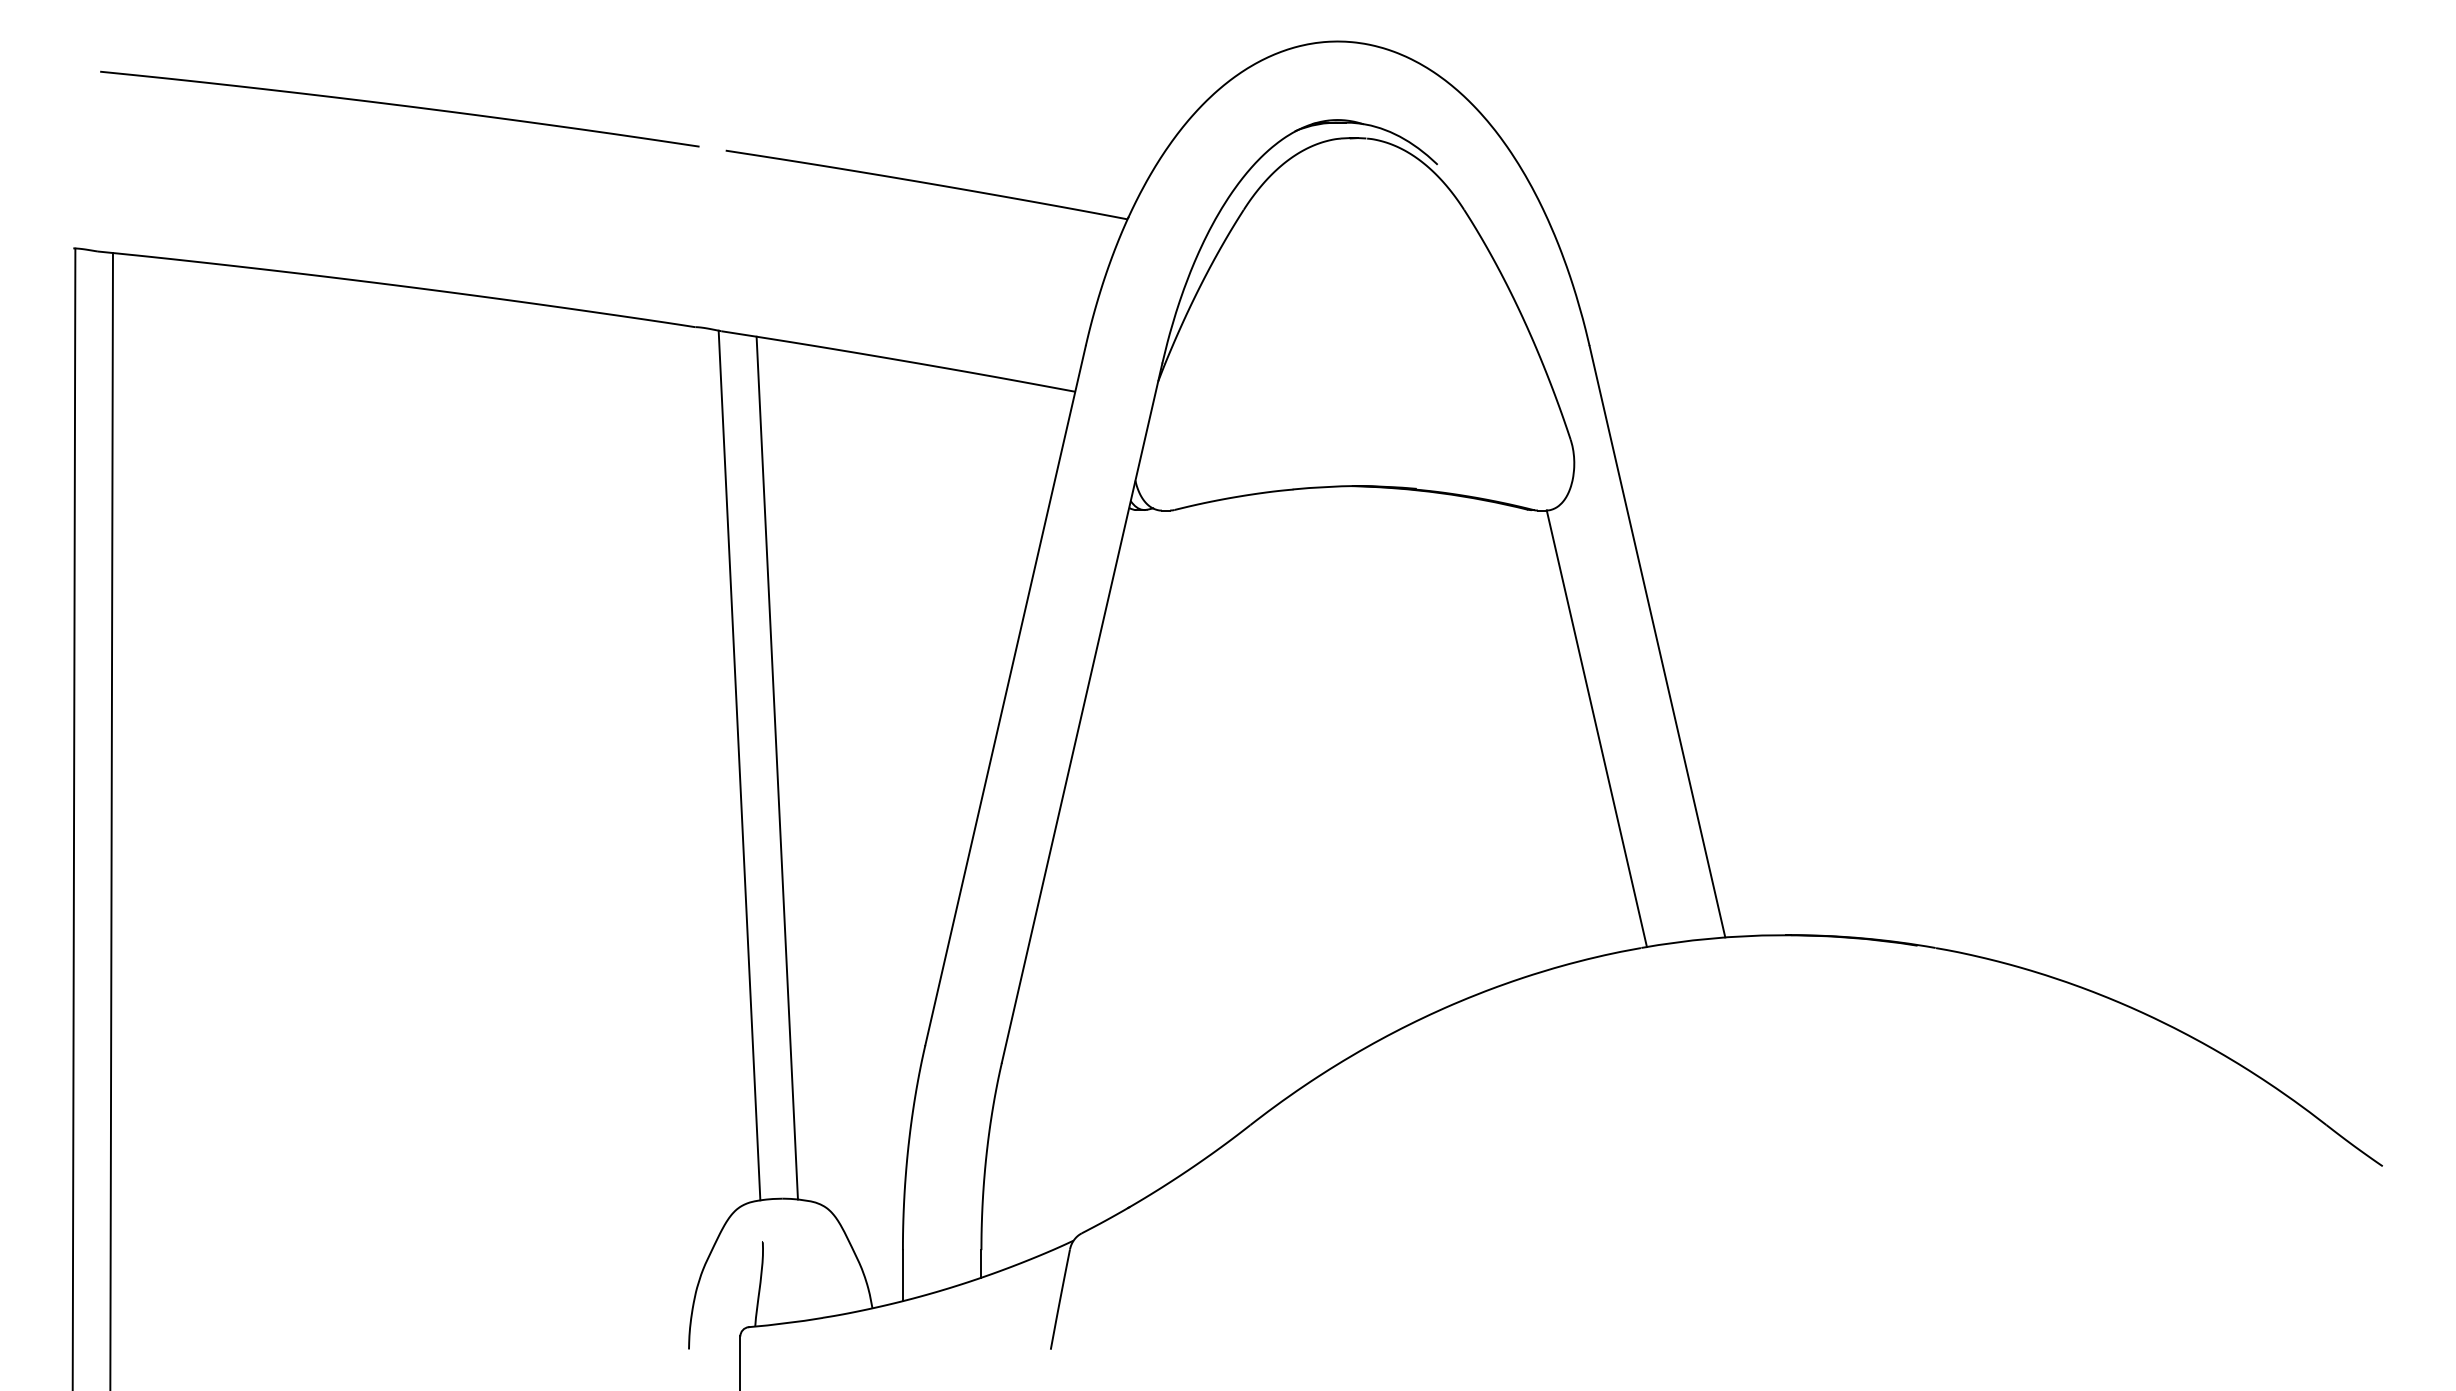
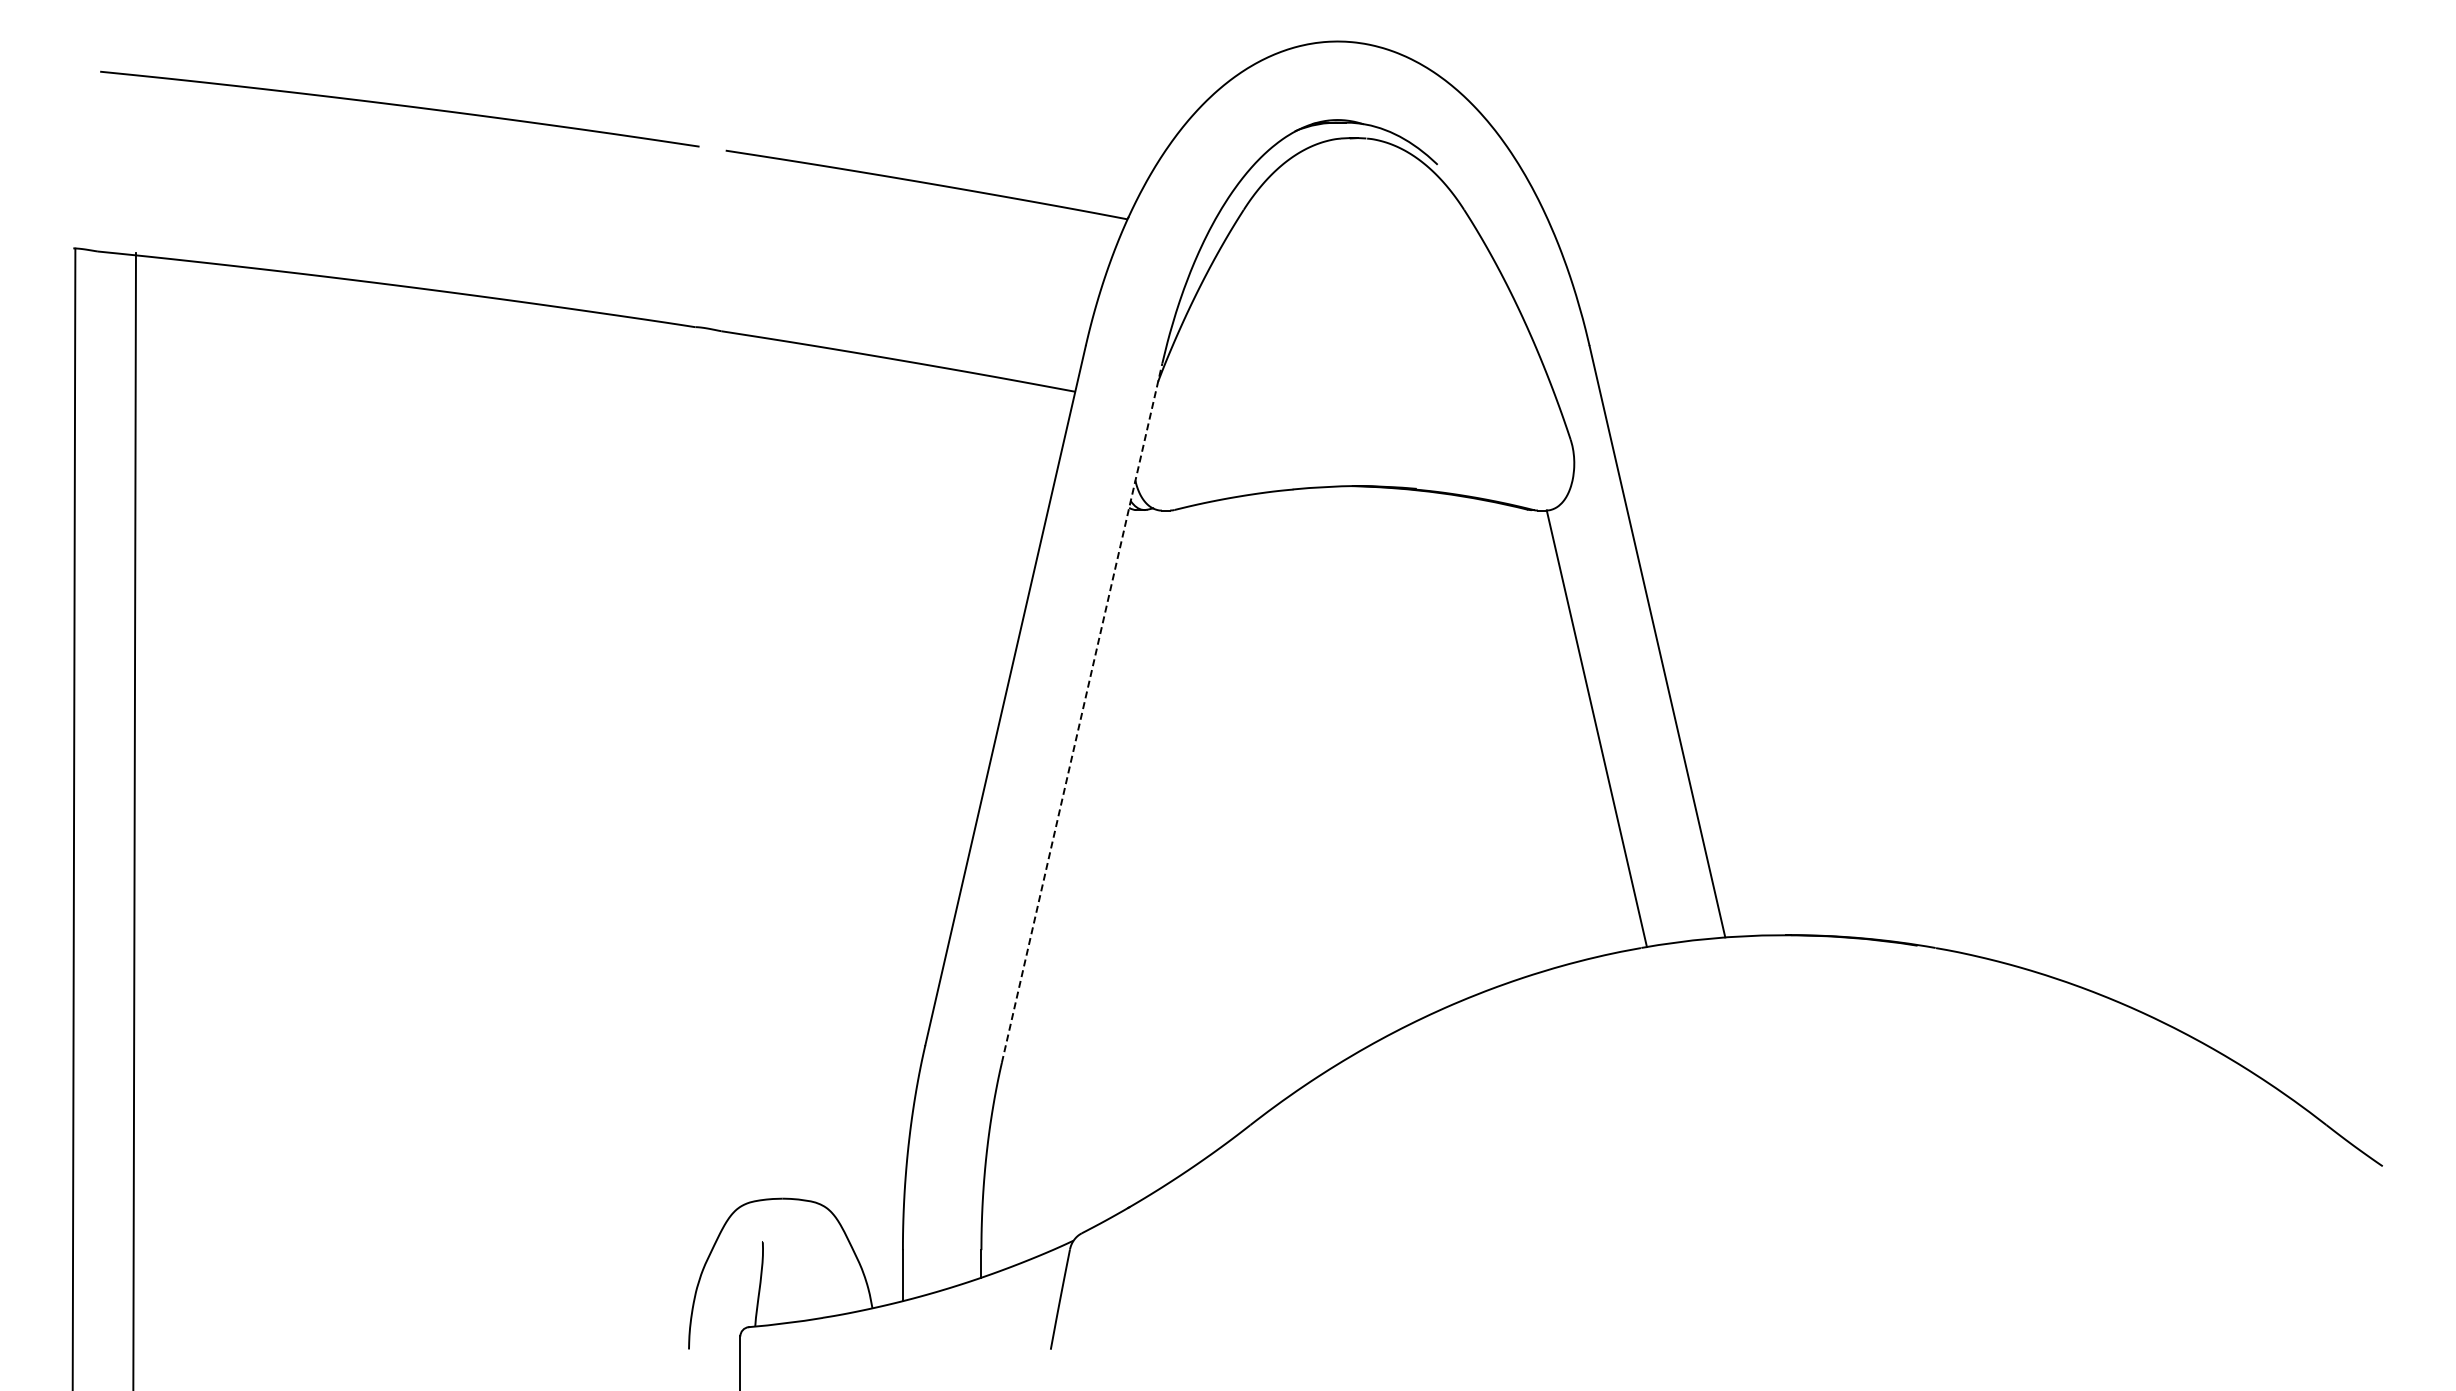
line: solid -> dashed (1082, 713)
line: present -> none (739, 765)
line: present -> none (776, 767)
line position: (111, 820) -> (134, 820) (134, 820)
